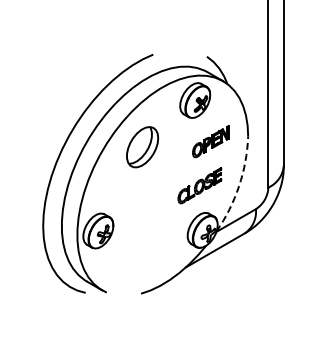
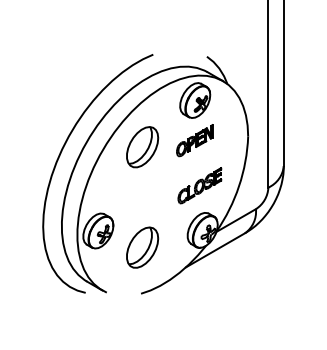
part position: (210, 141) -> (194, 140) (194, 140)
arc: dashed -> solid (239, 186)
part: none -> present (142, 247)
